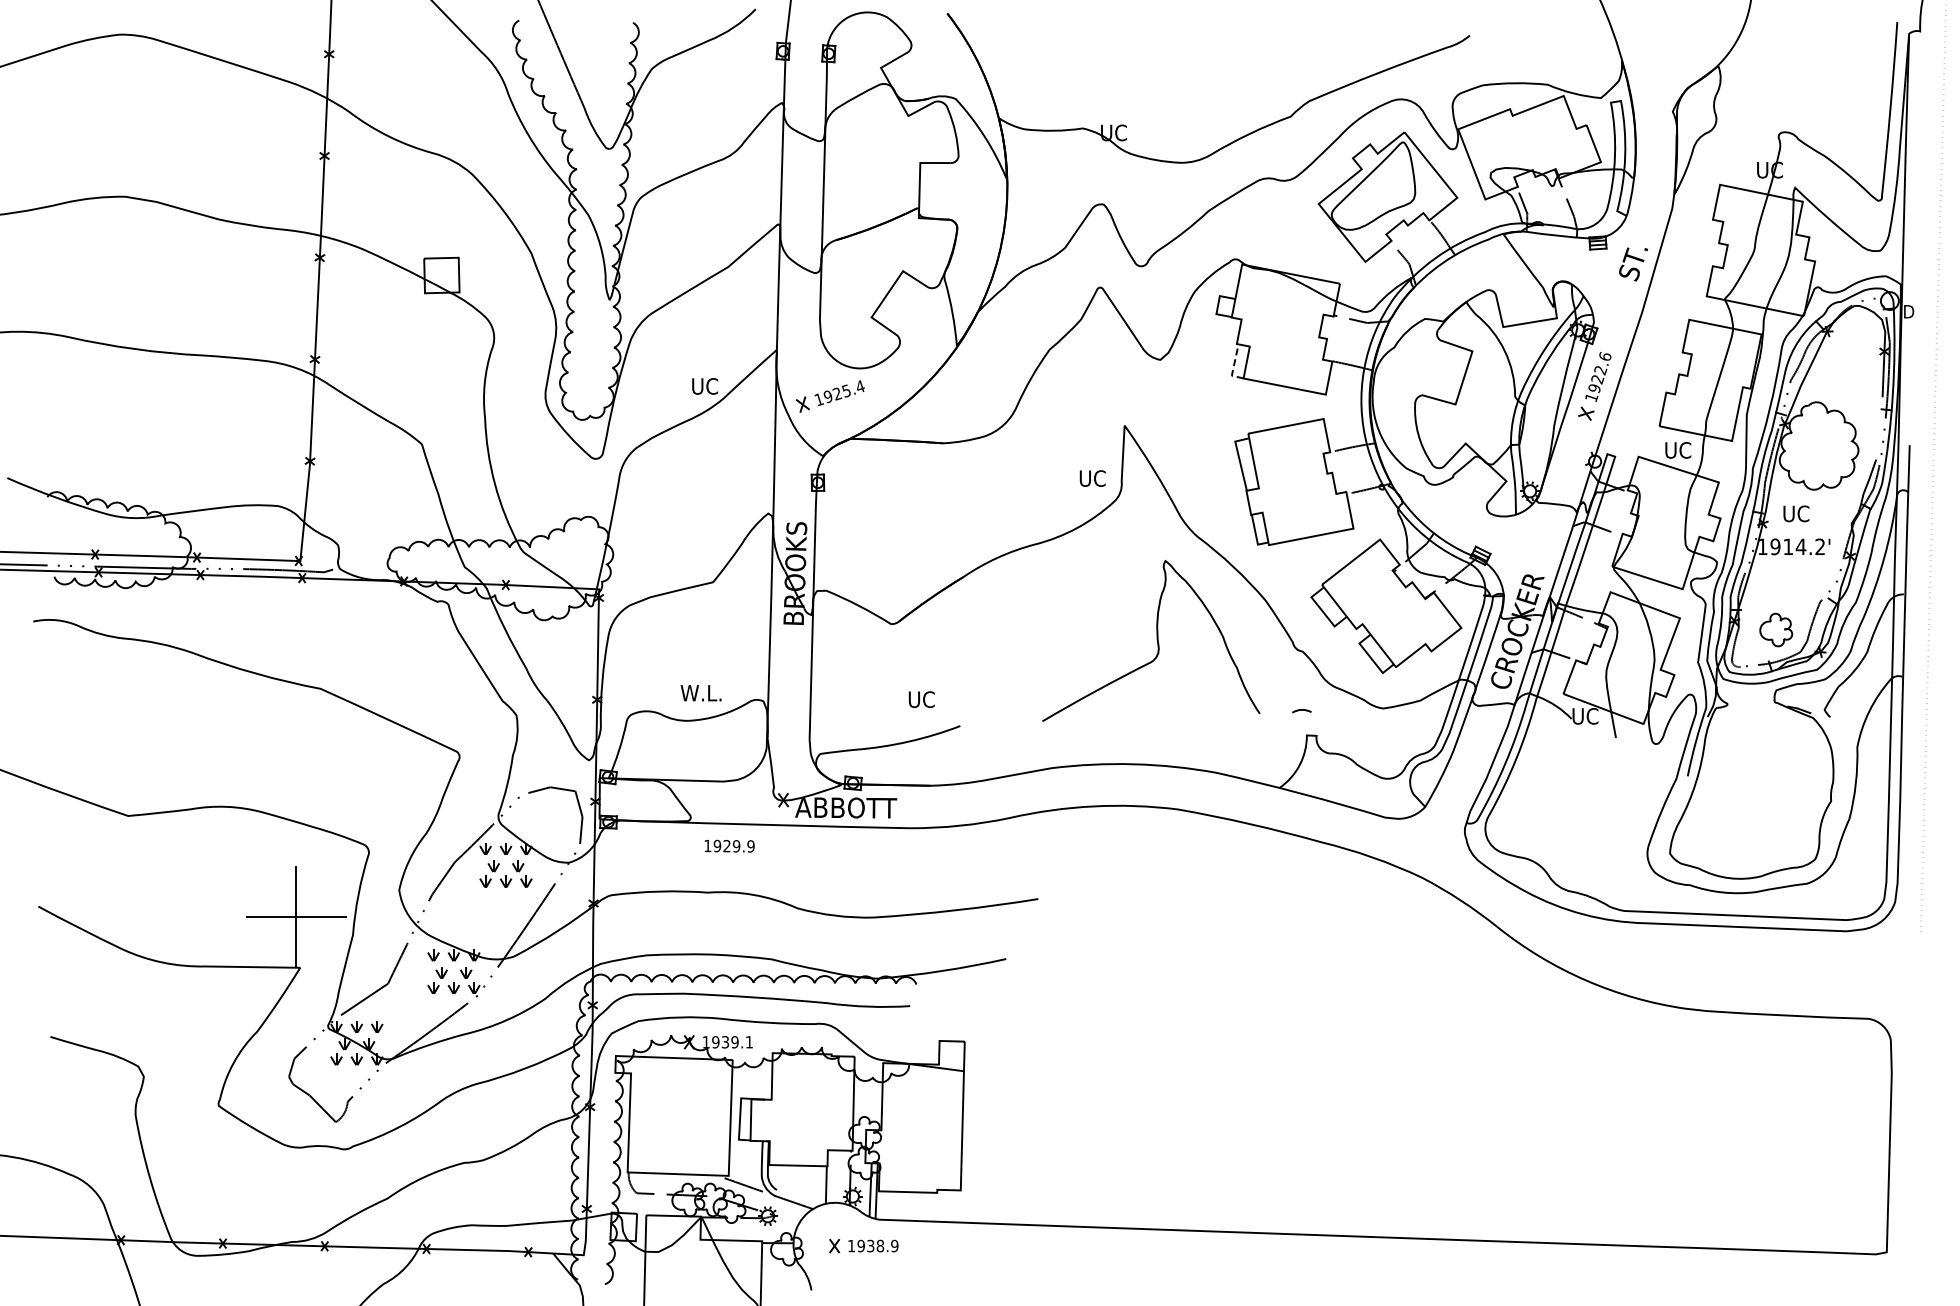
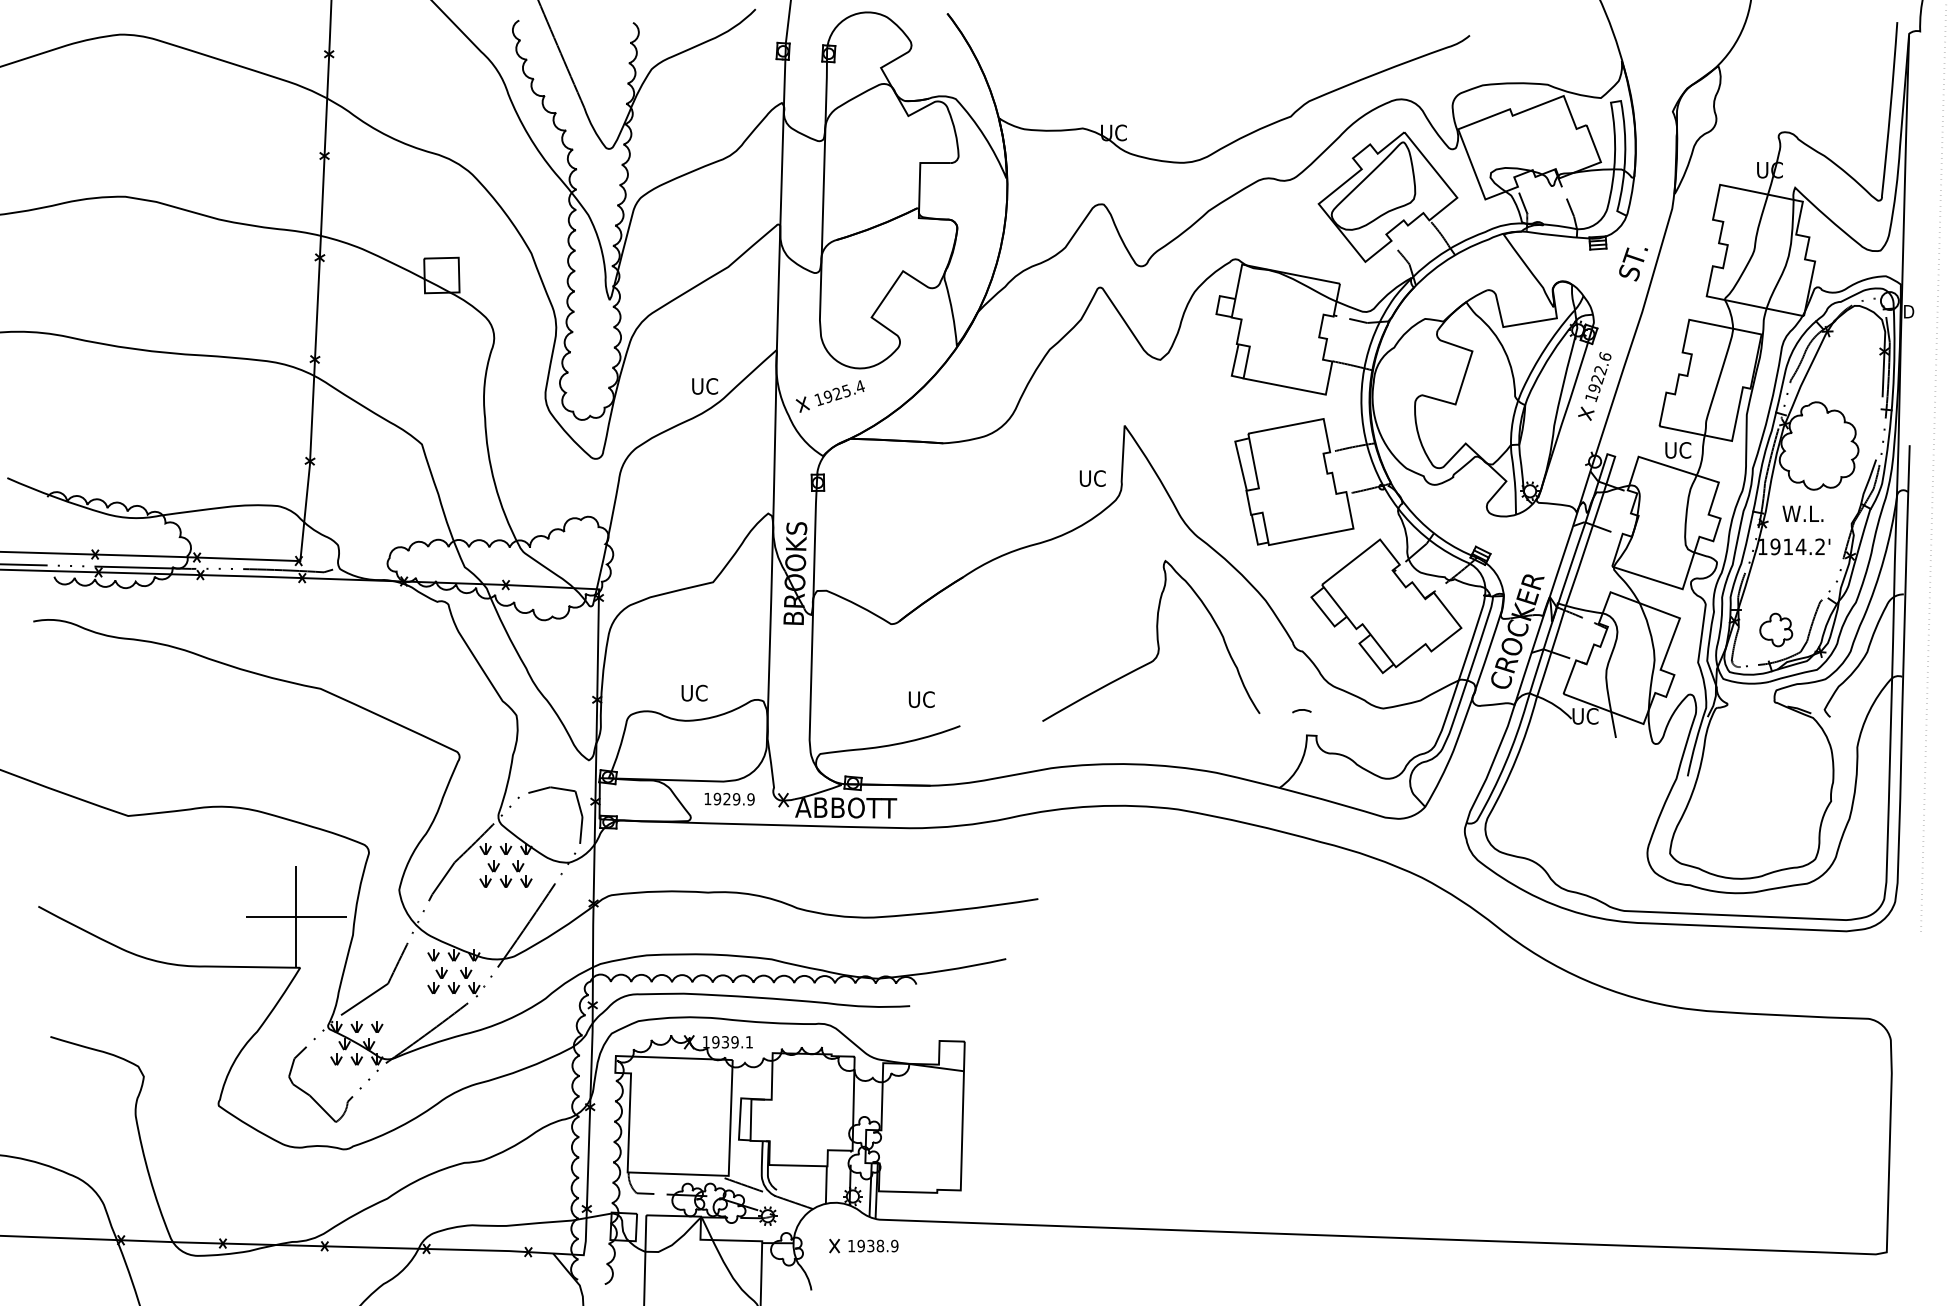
line: dashed -> solid (1233, 366)
text: UC -> W.L. (1802, 513)
text: W.L. -> UC (700, 692)
text position: (729, 845) -> (729, 798) (729, 798)
